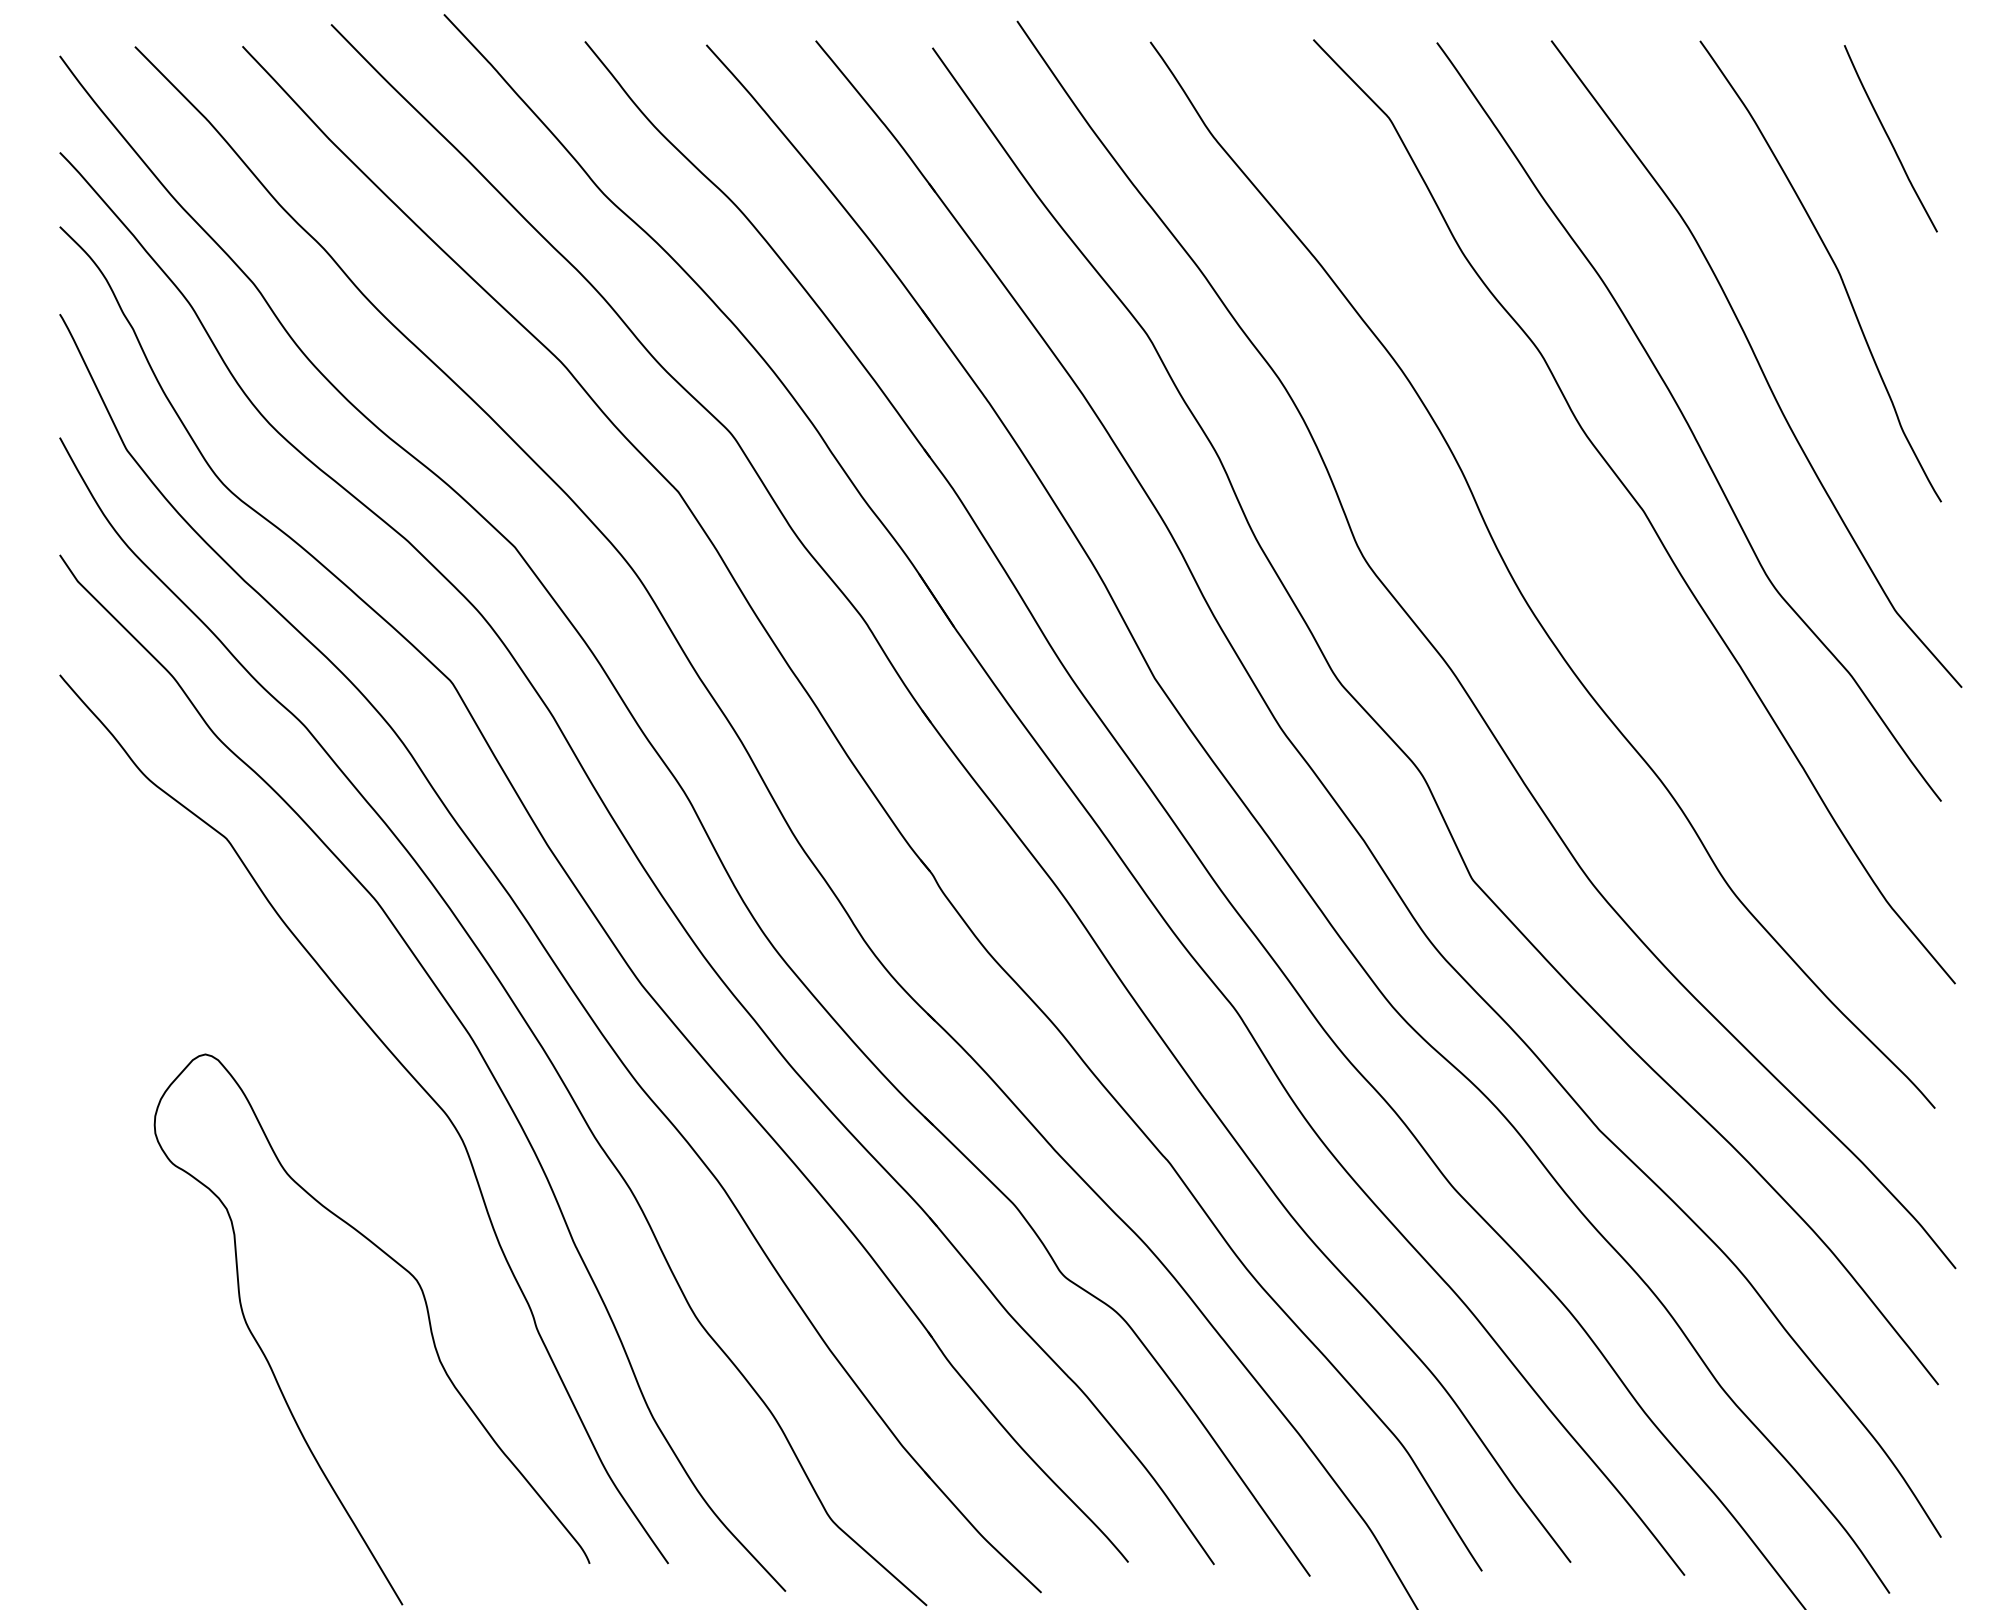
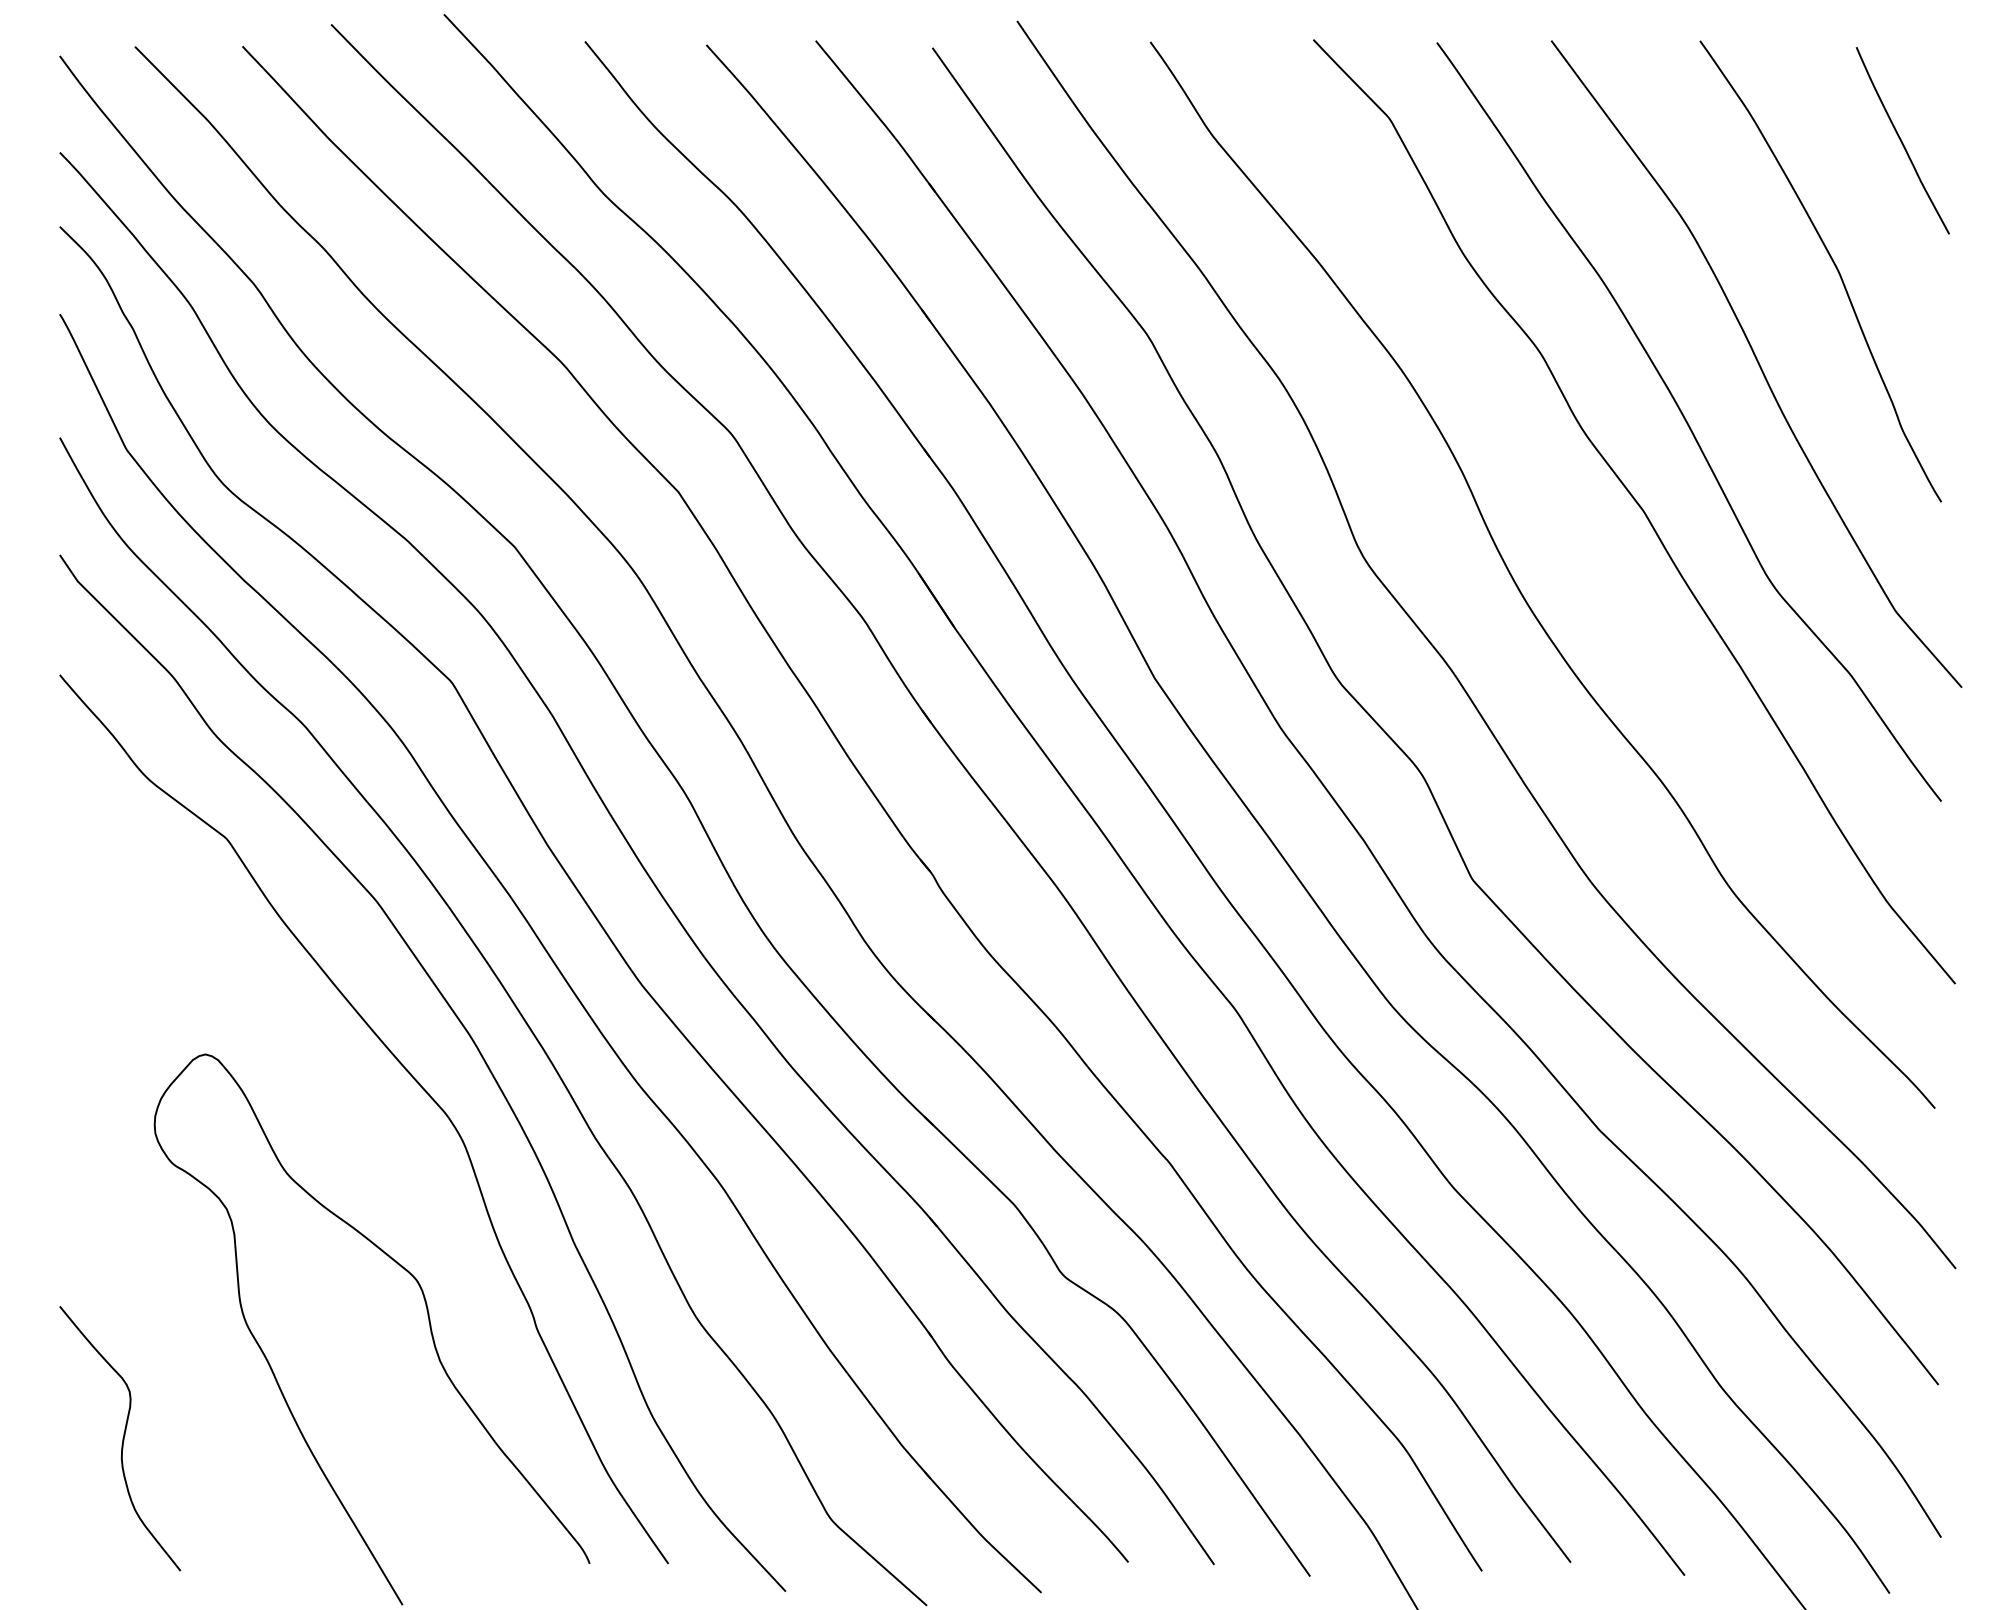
curve position: (1889, 138) -> (1901, 140) (1901, 140)
curve: none -> present (122, 1438)
